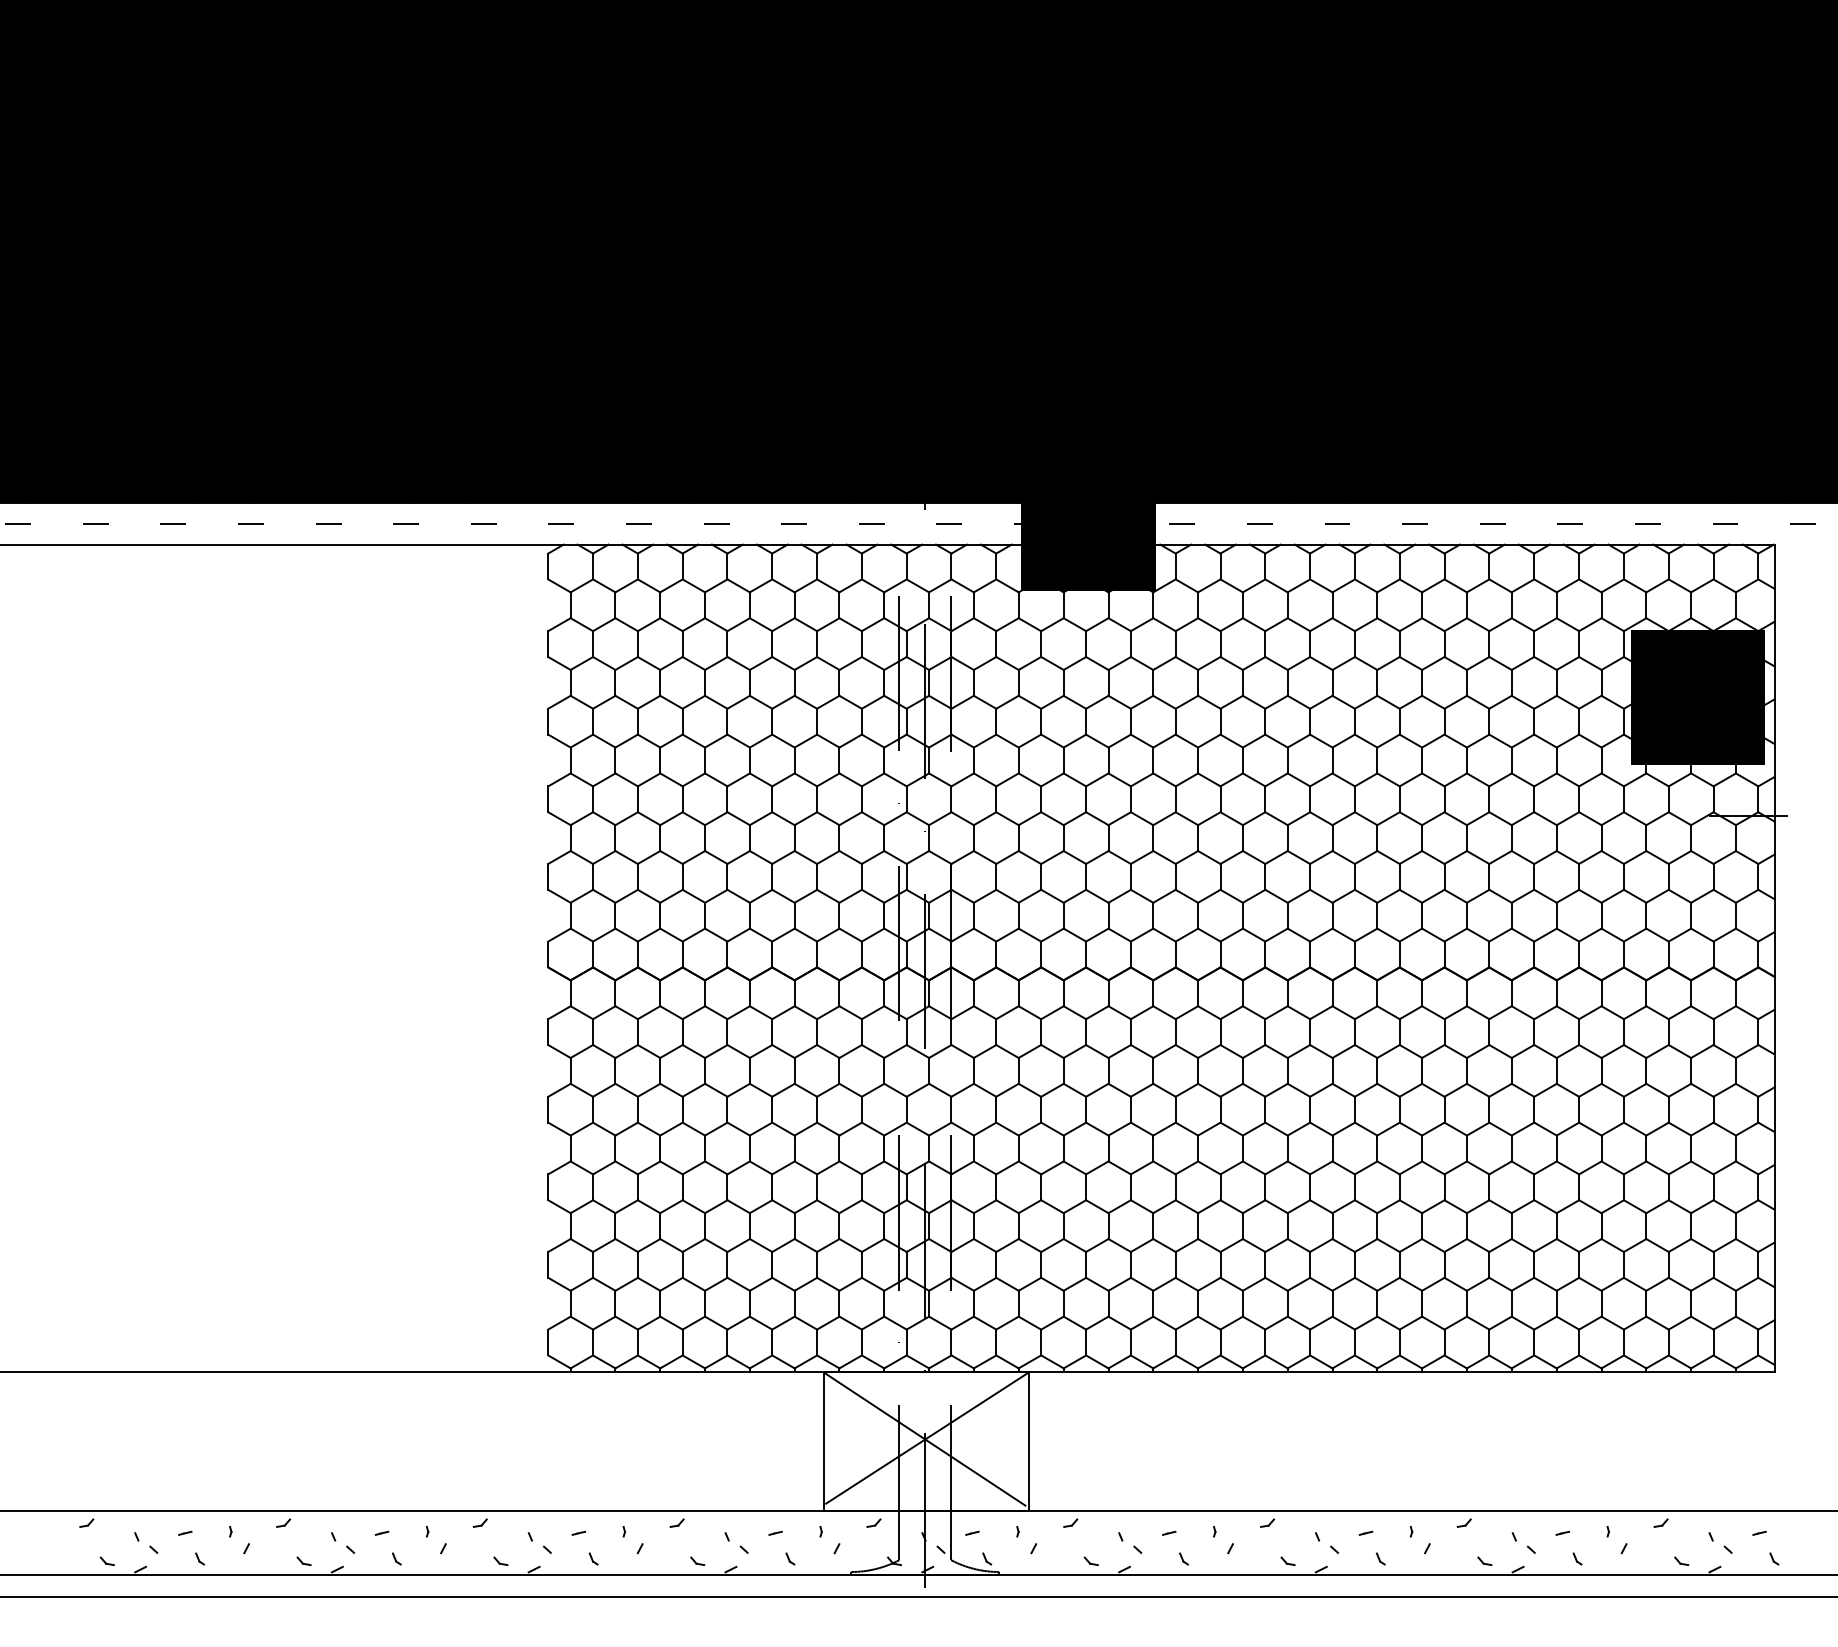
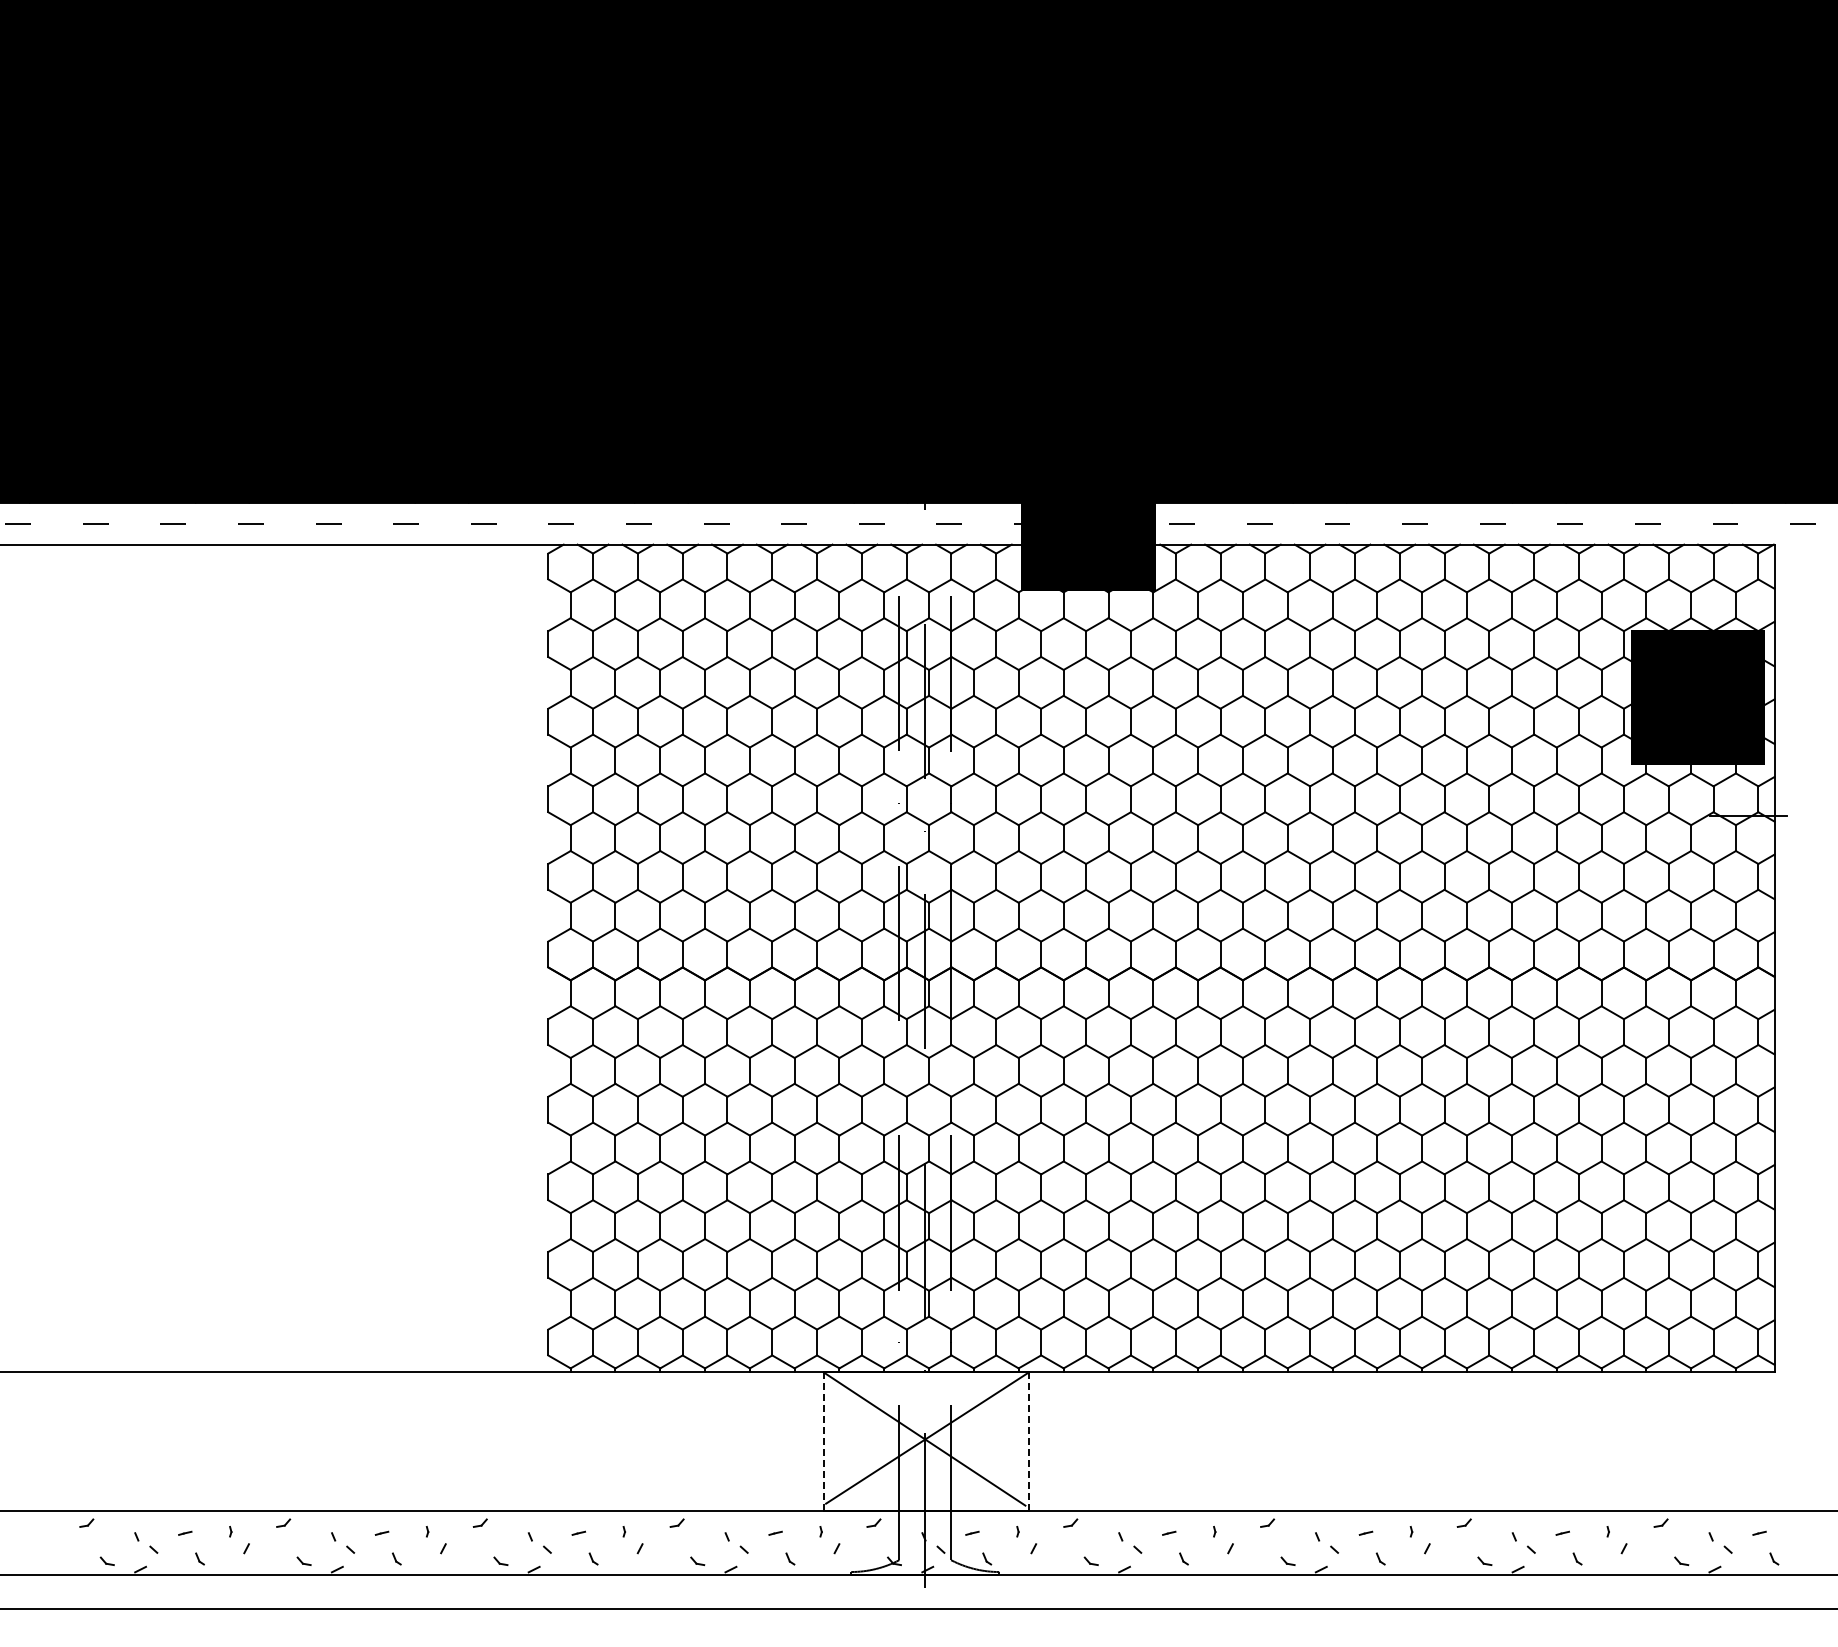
line: solid -> dashed (823, 1440)
line: solid -> dashed (1028, 1441)
line position: (918, 1597) -> (918, 1609) (918, 1609)
